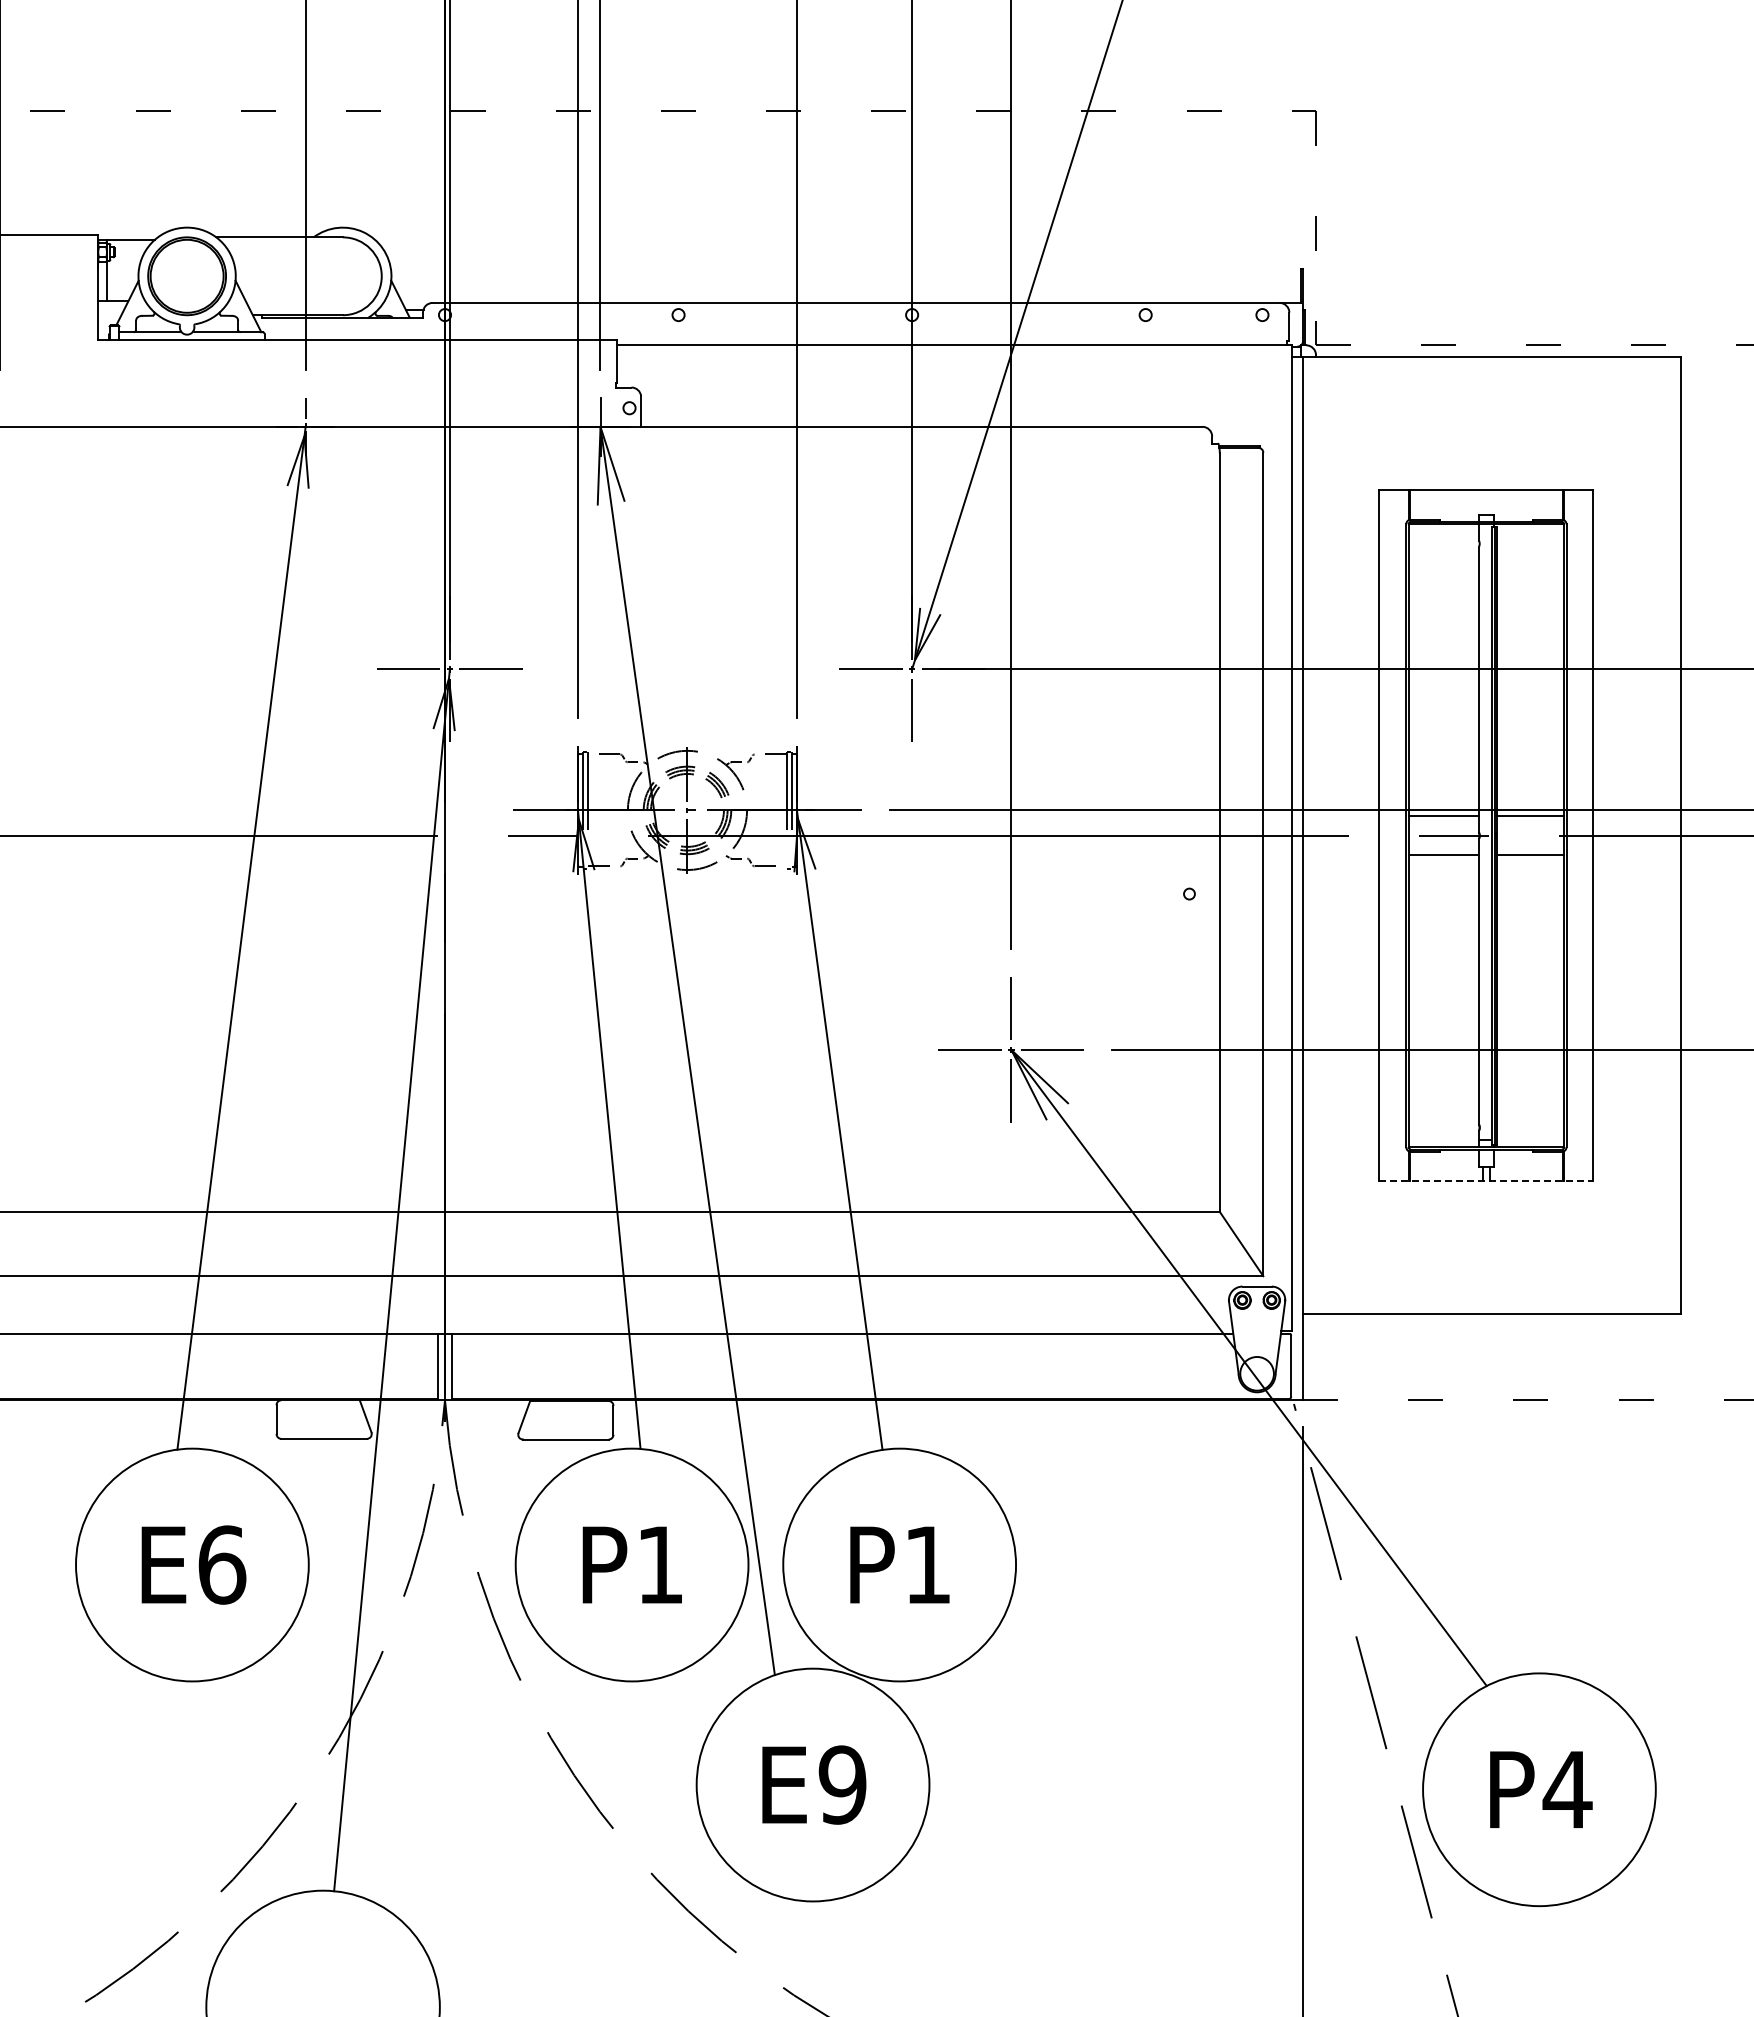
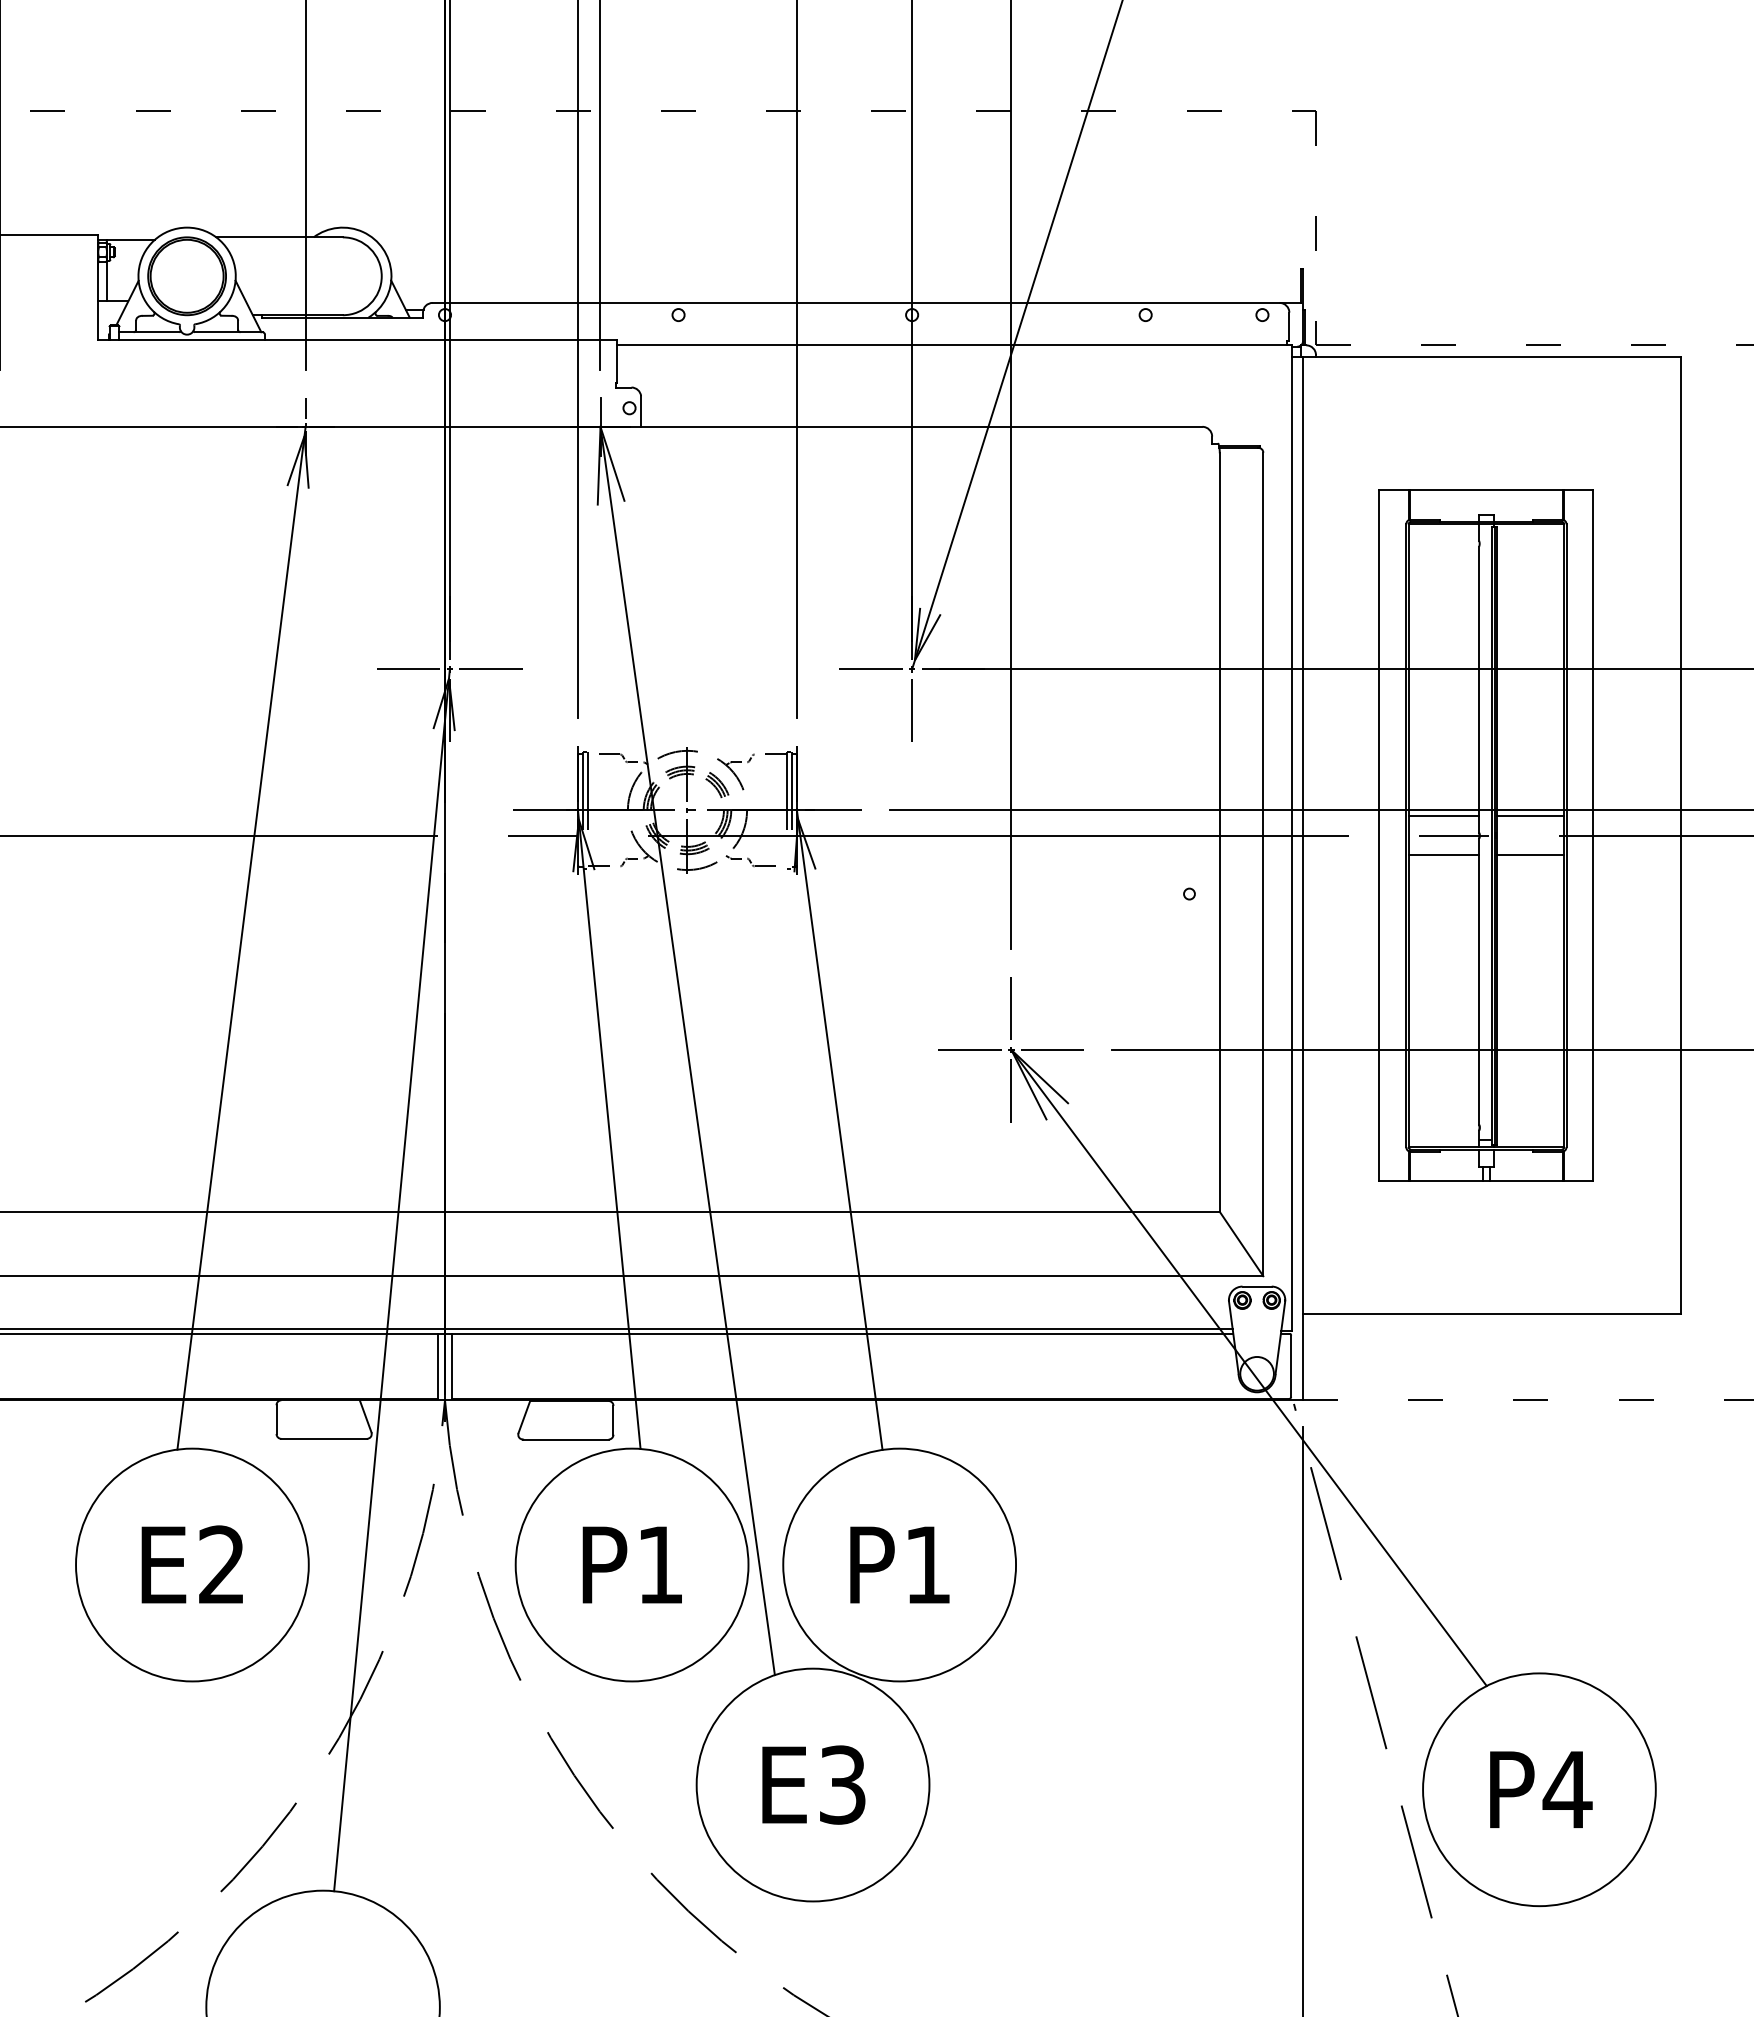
line: dashed -> solid (1486, 1181)
line: none -> present (617, 1328)
text: E6 -> E2 (222, 1564)
text: E9 -> E3 (842, 1784)
